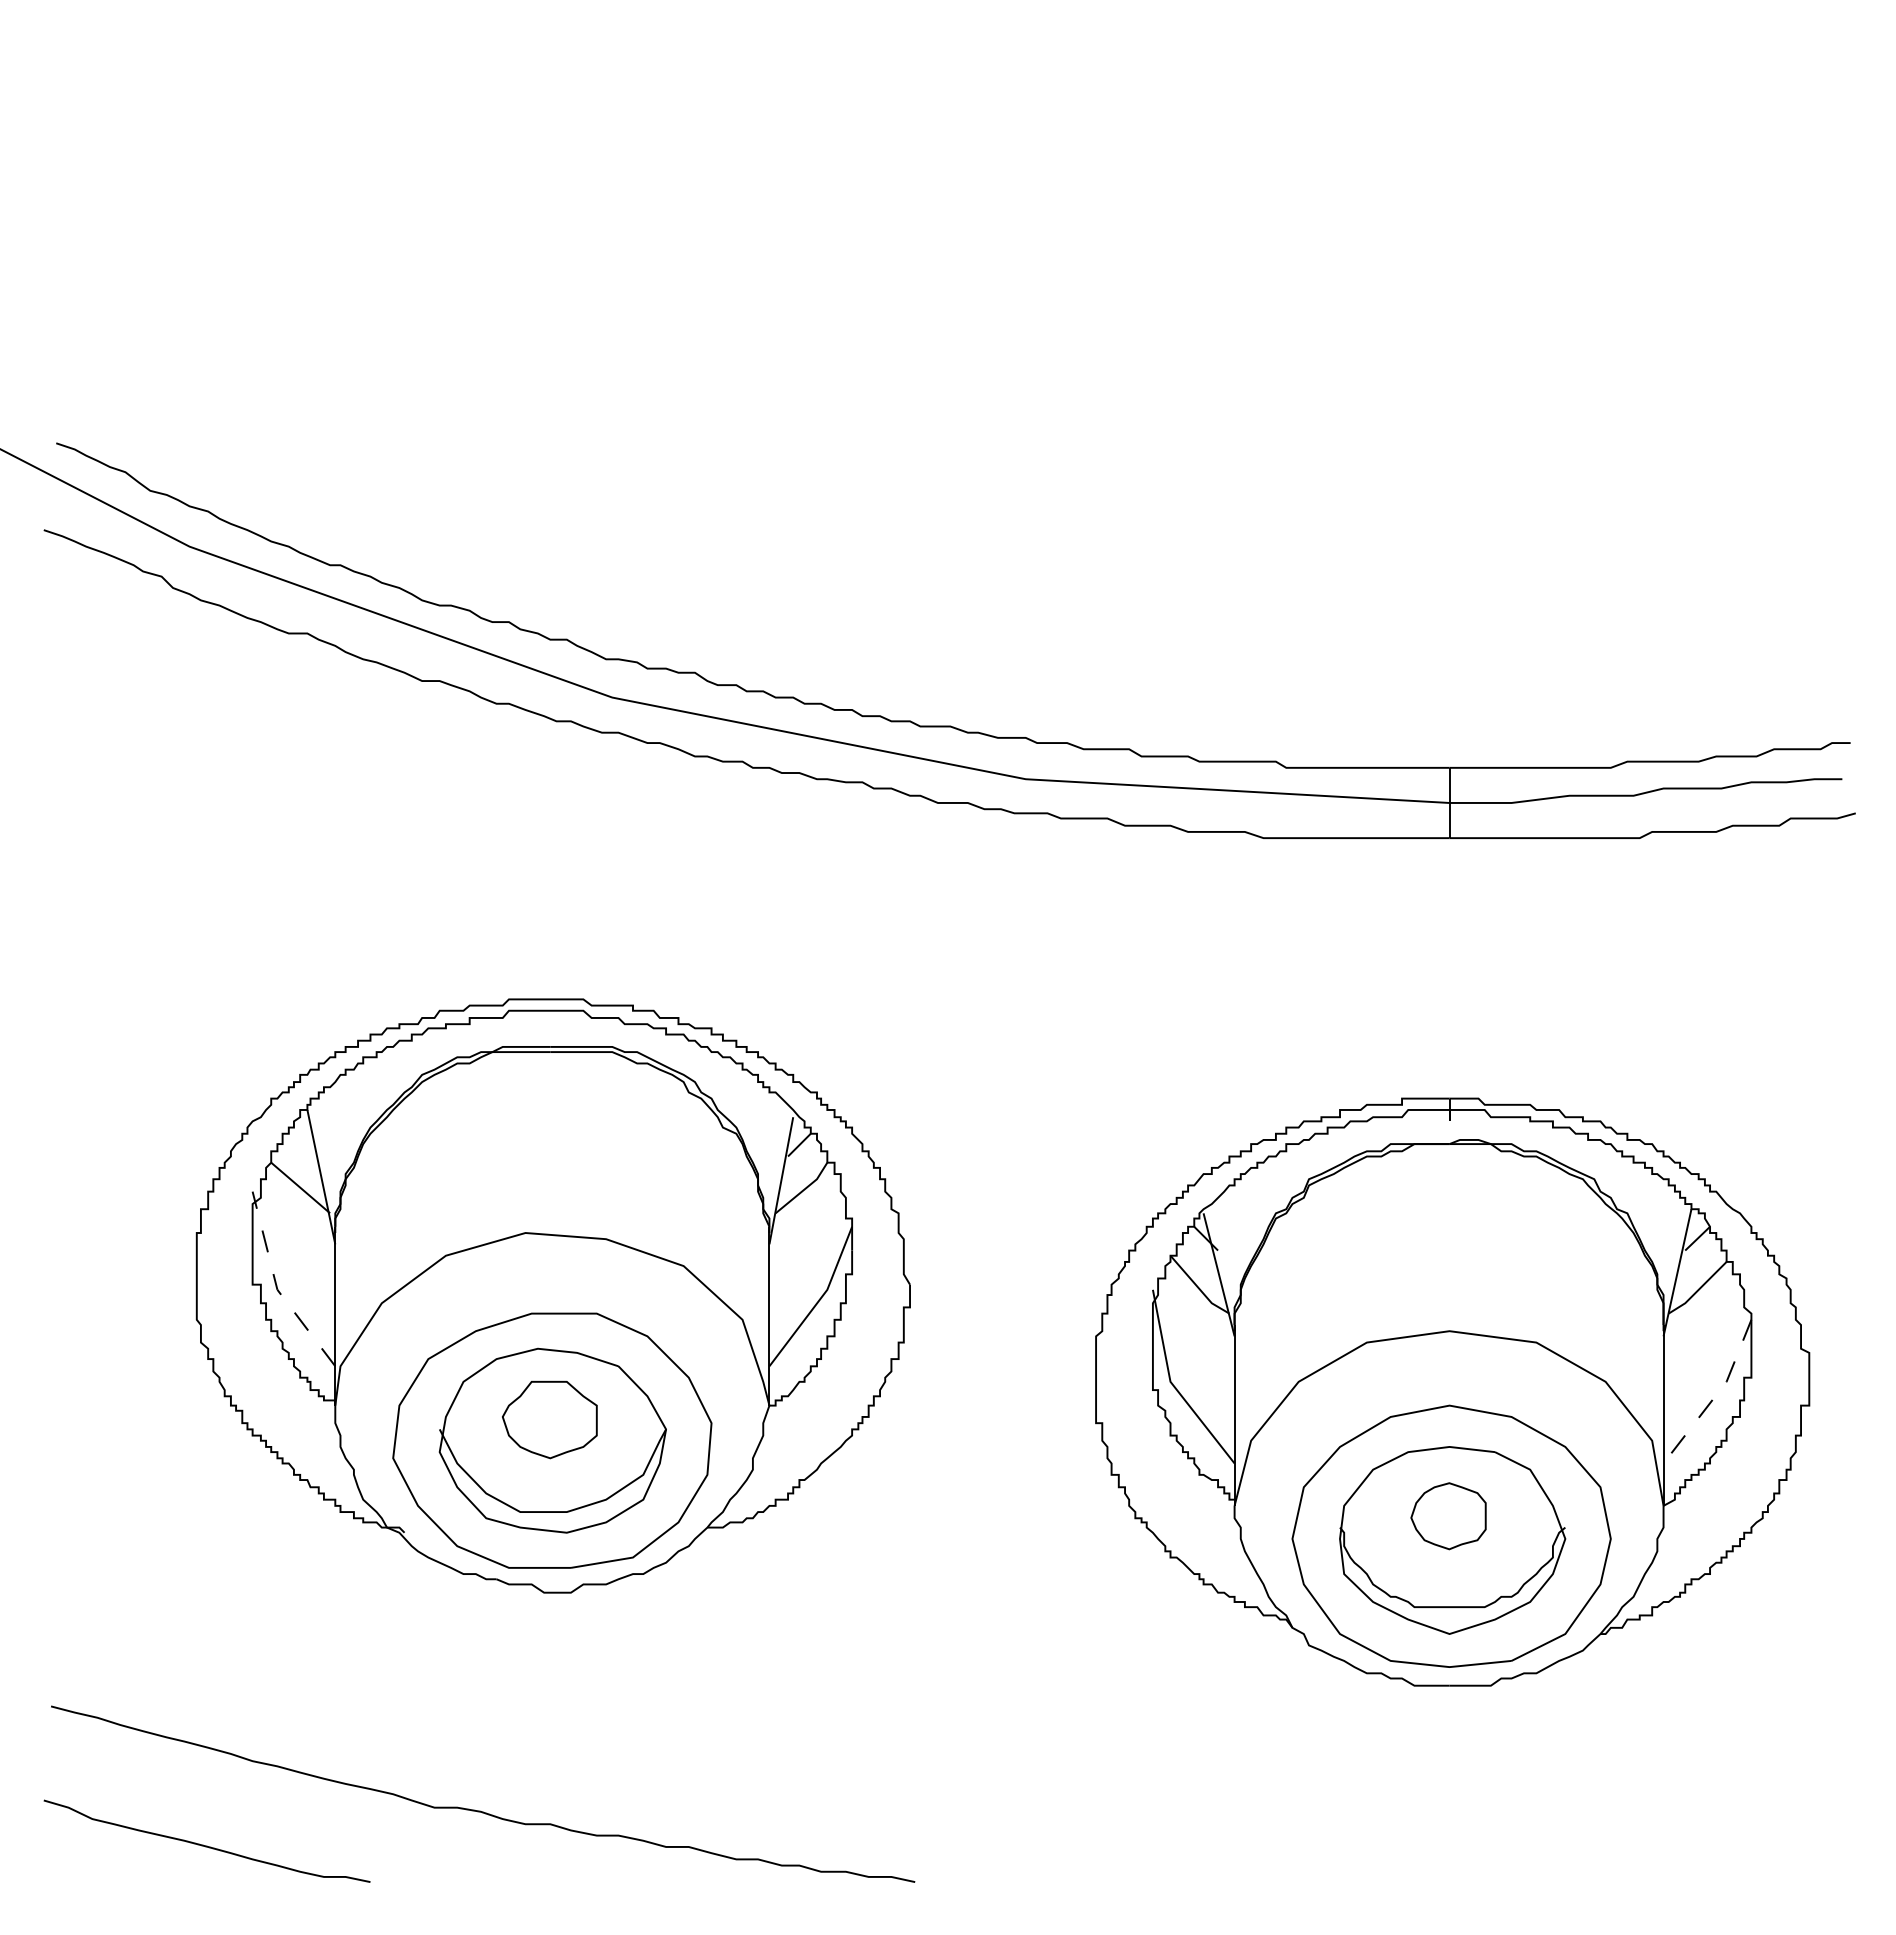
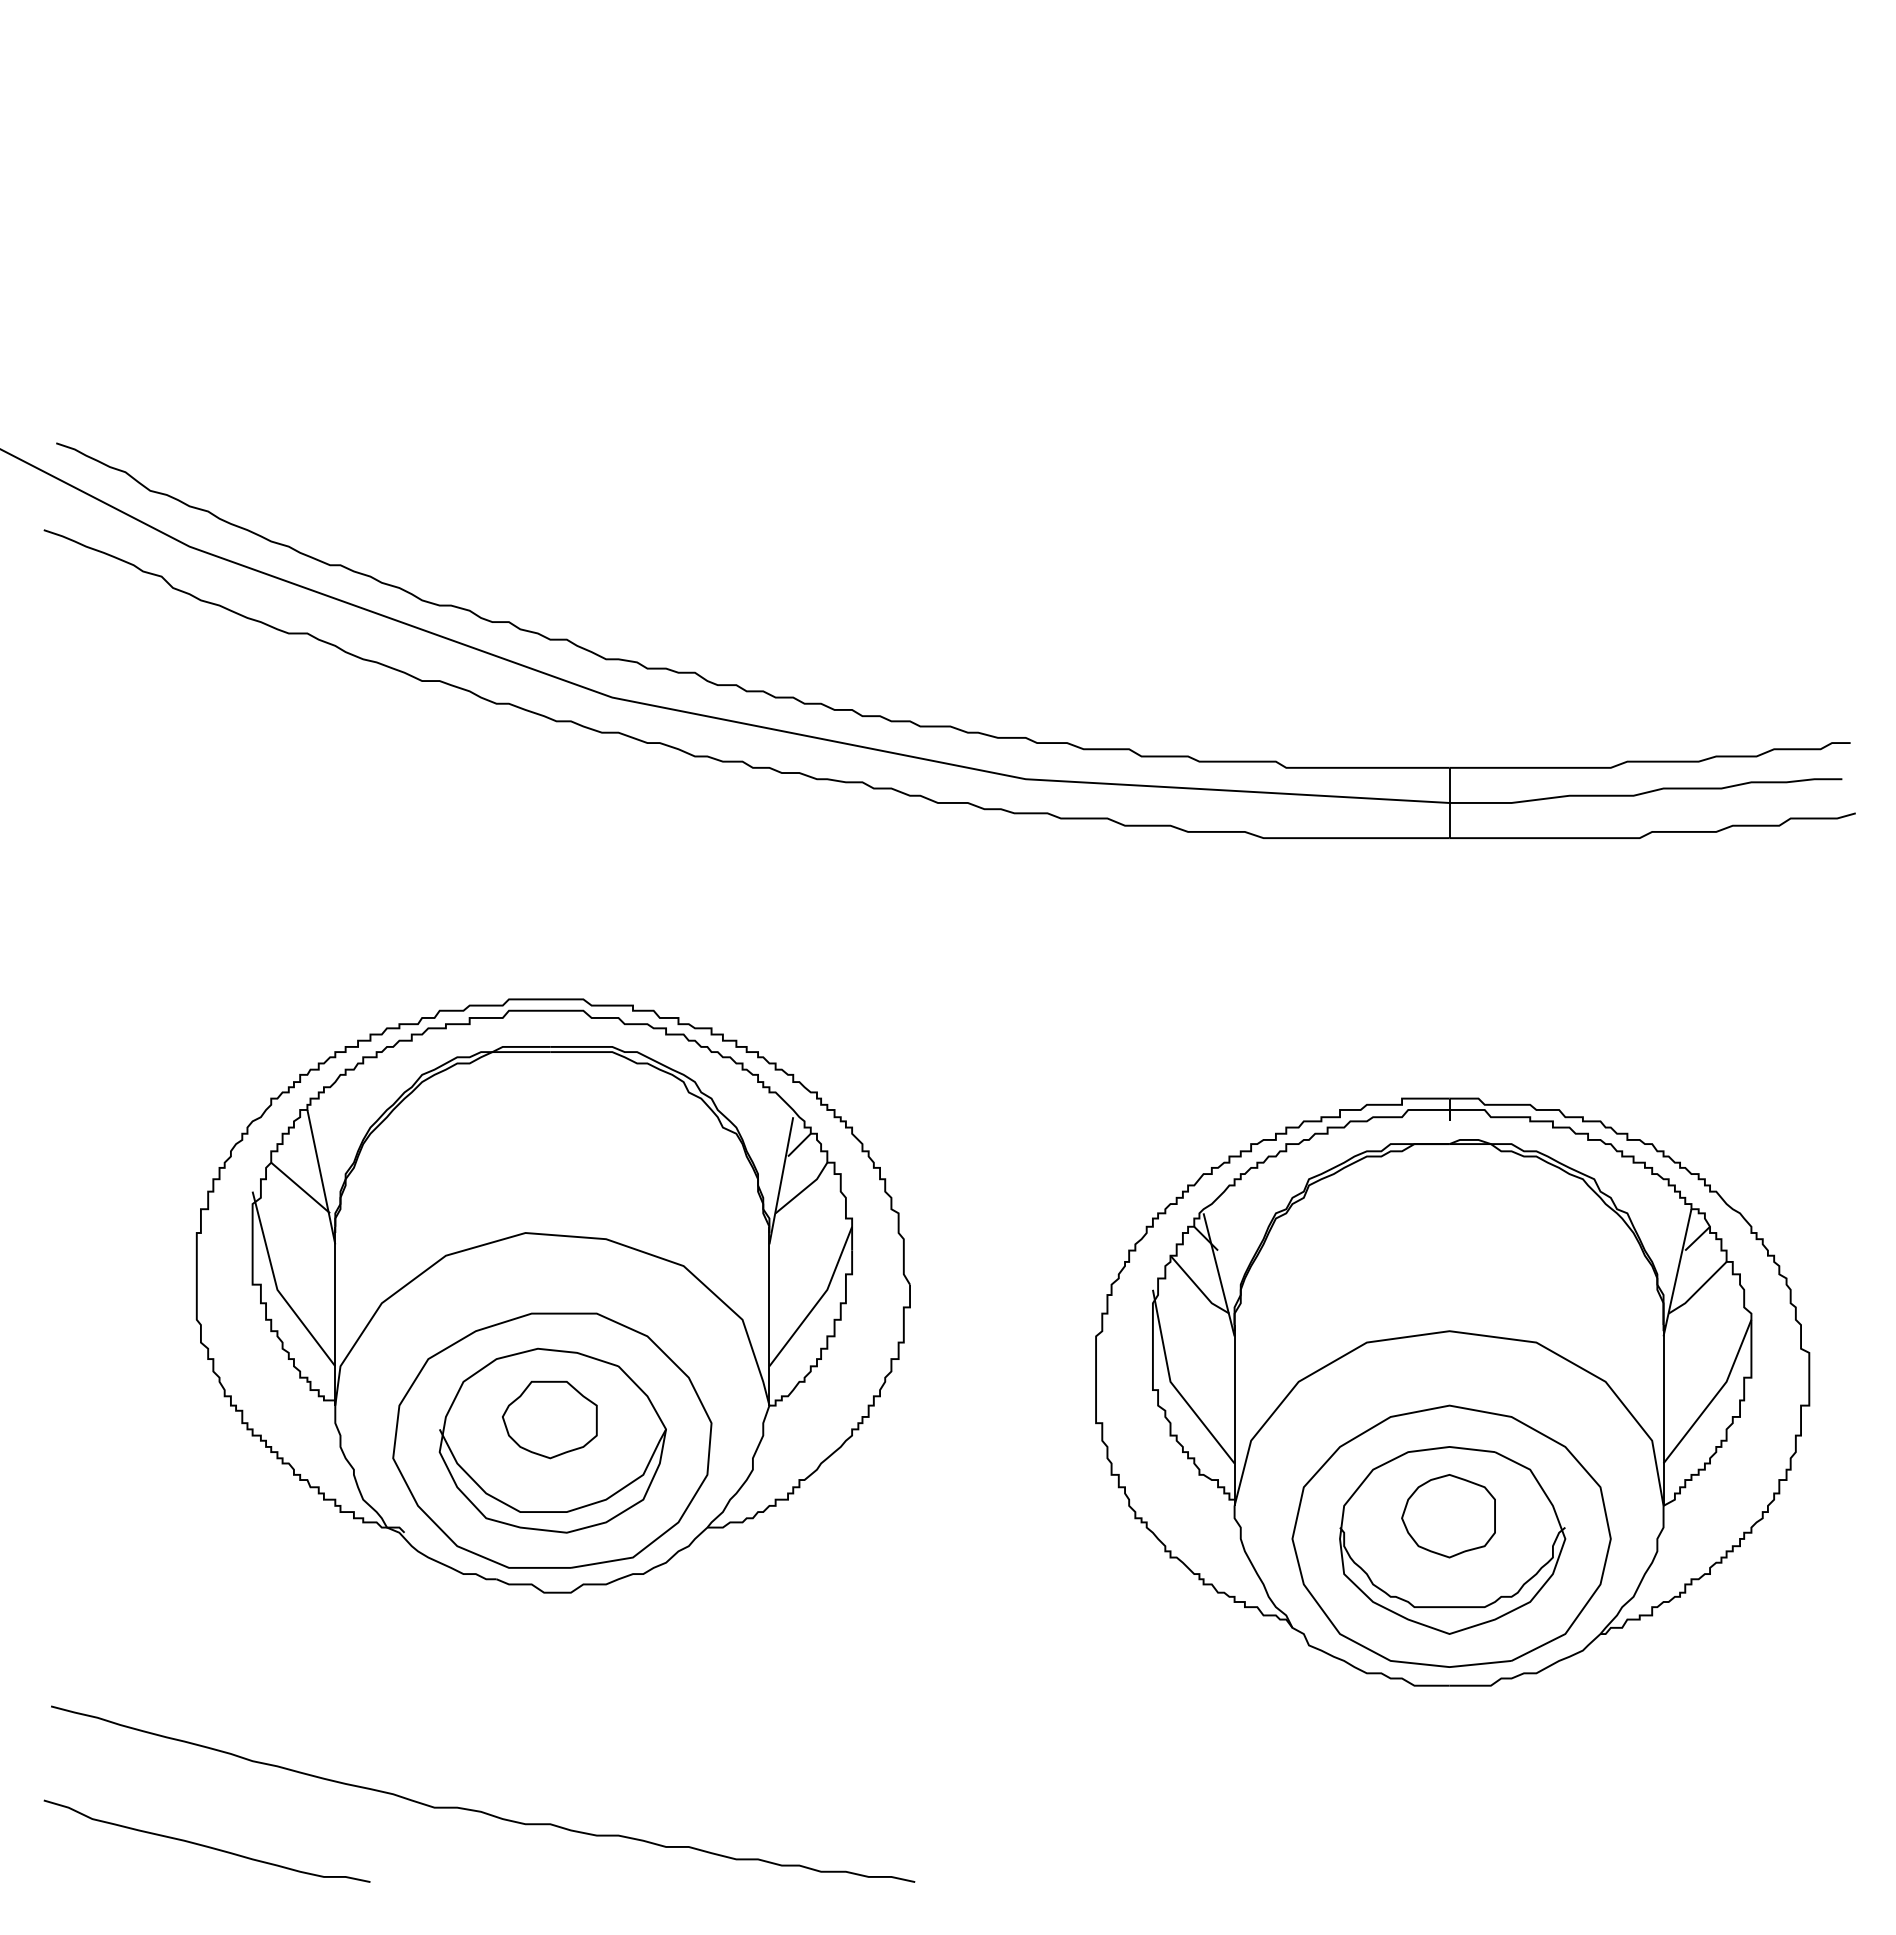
line: dashed -> solid (276, 1286)
line: dashed -> solid (1715, 1395)
part size: 77x69 px -> 95x85 px (1448, 1516)
